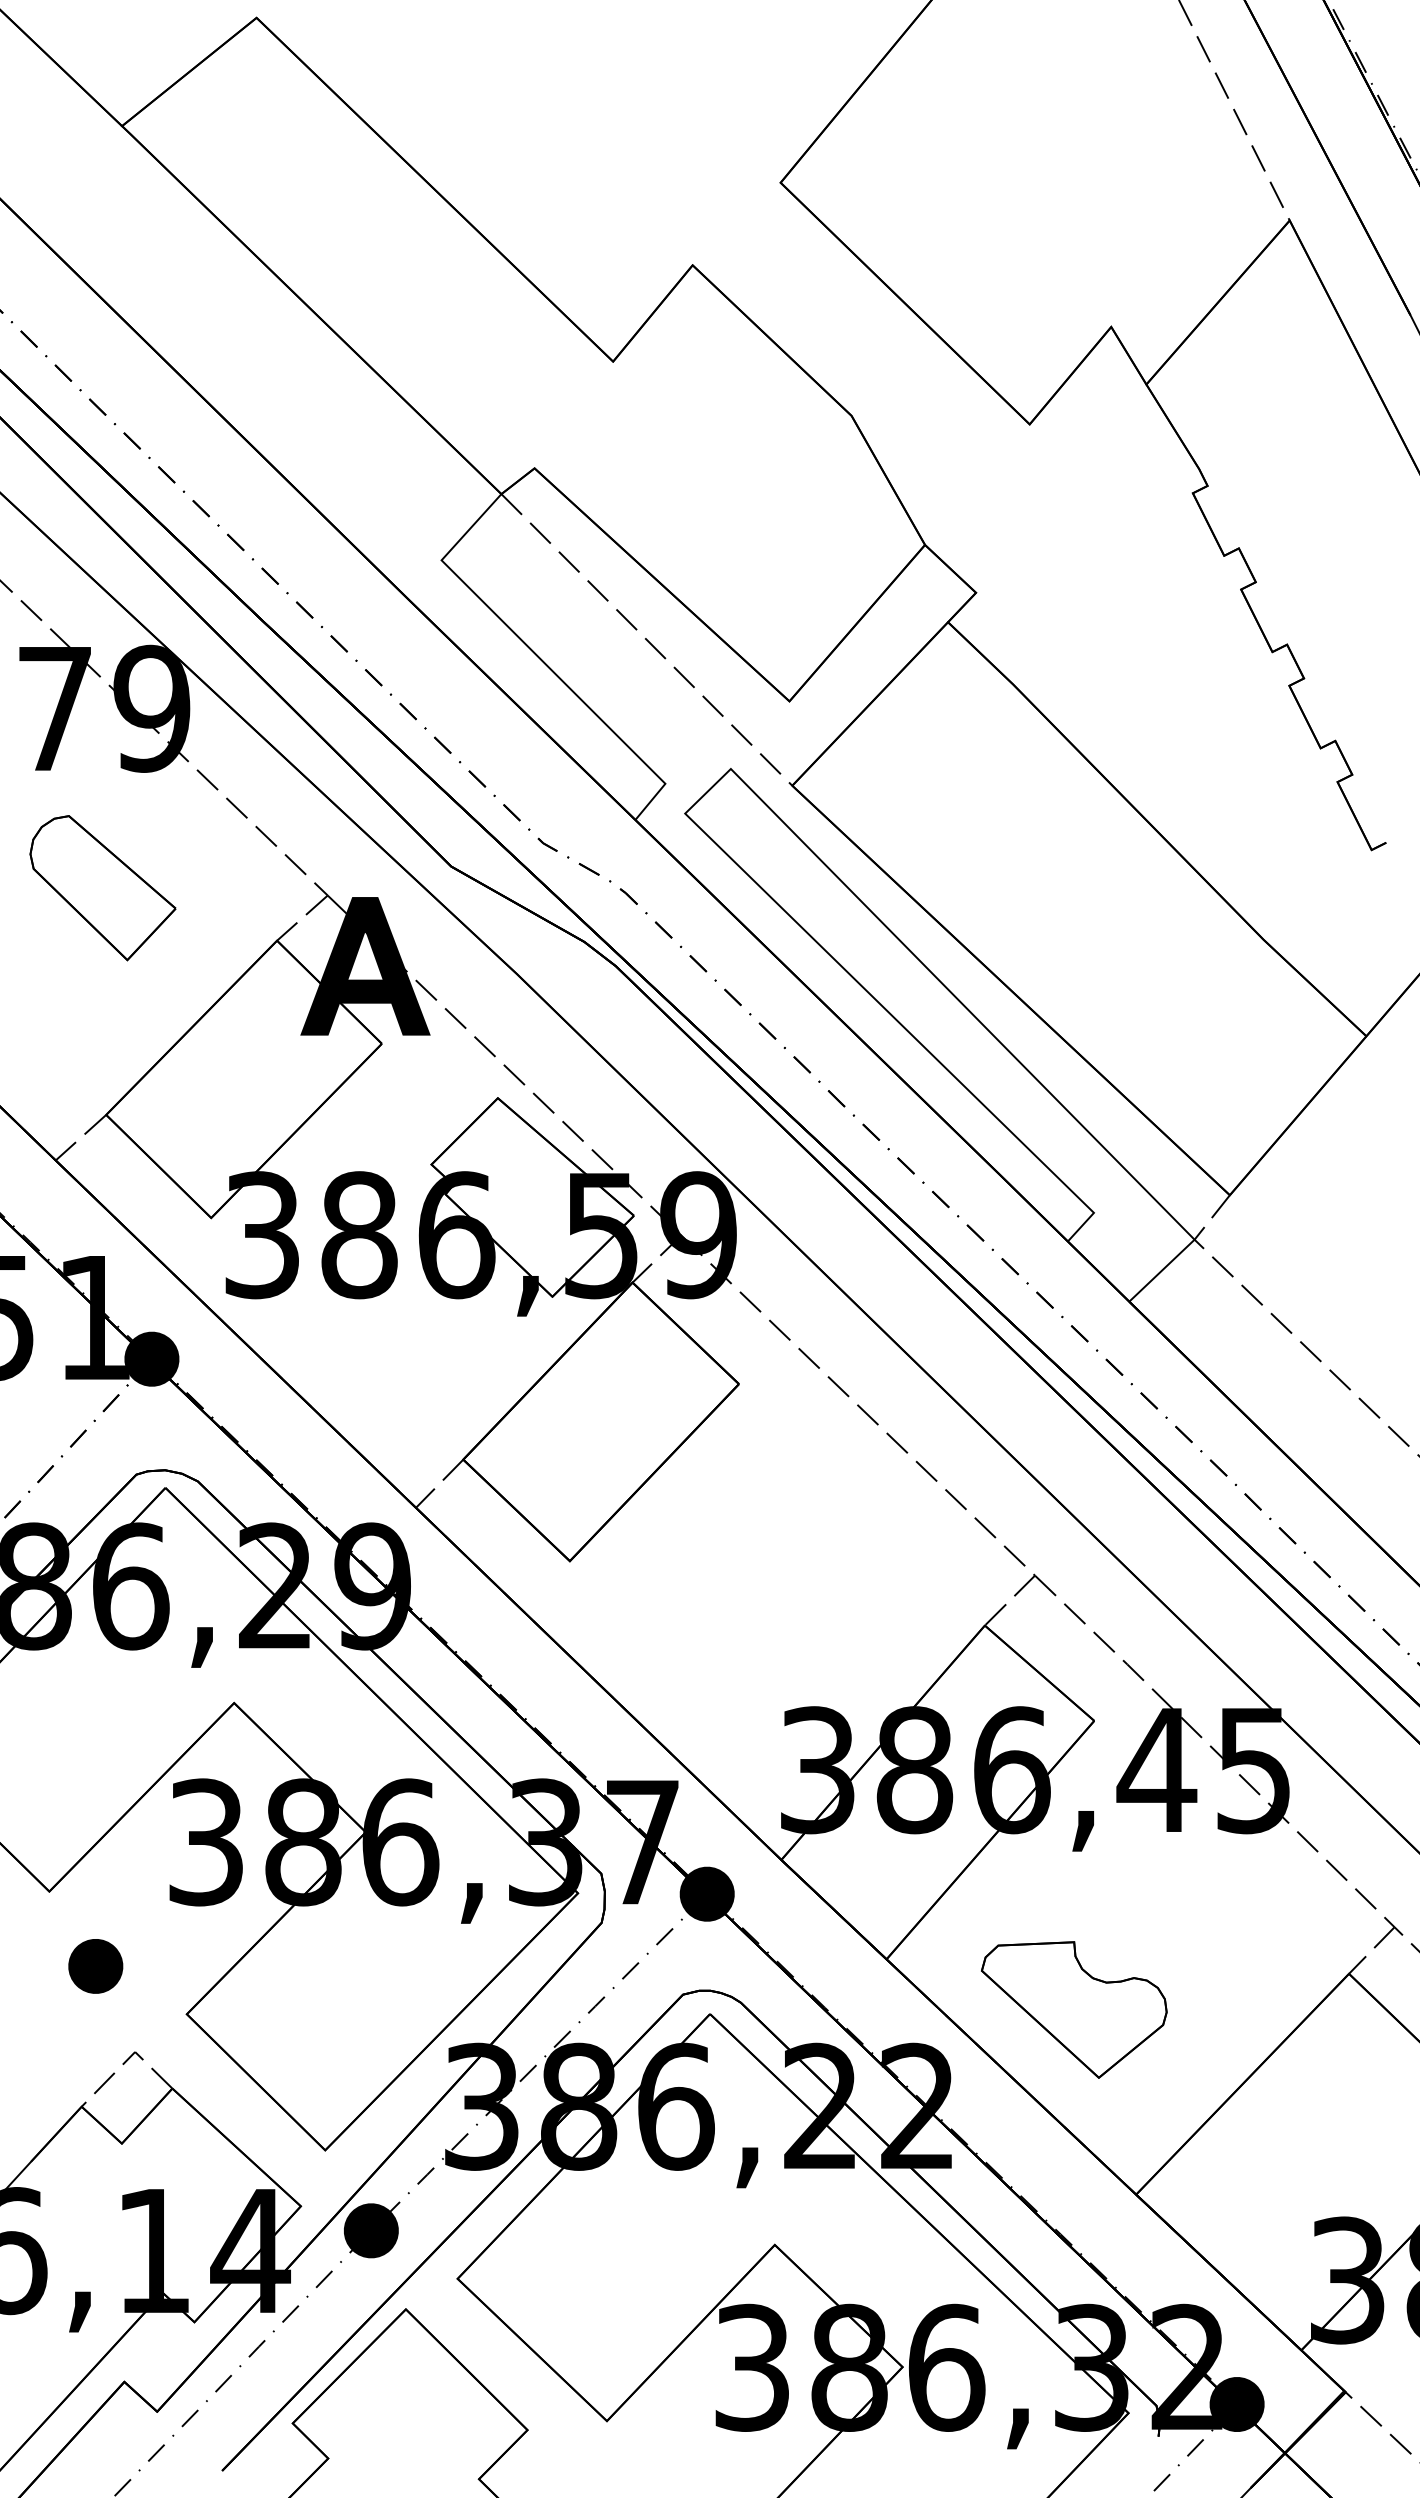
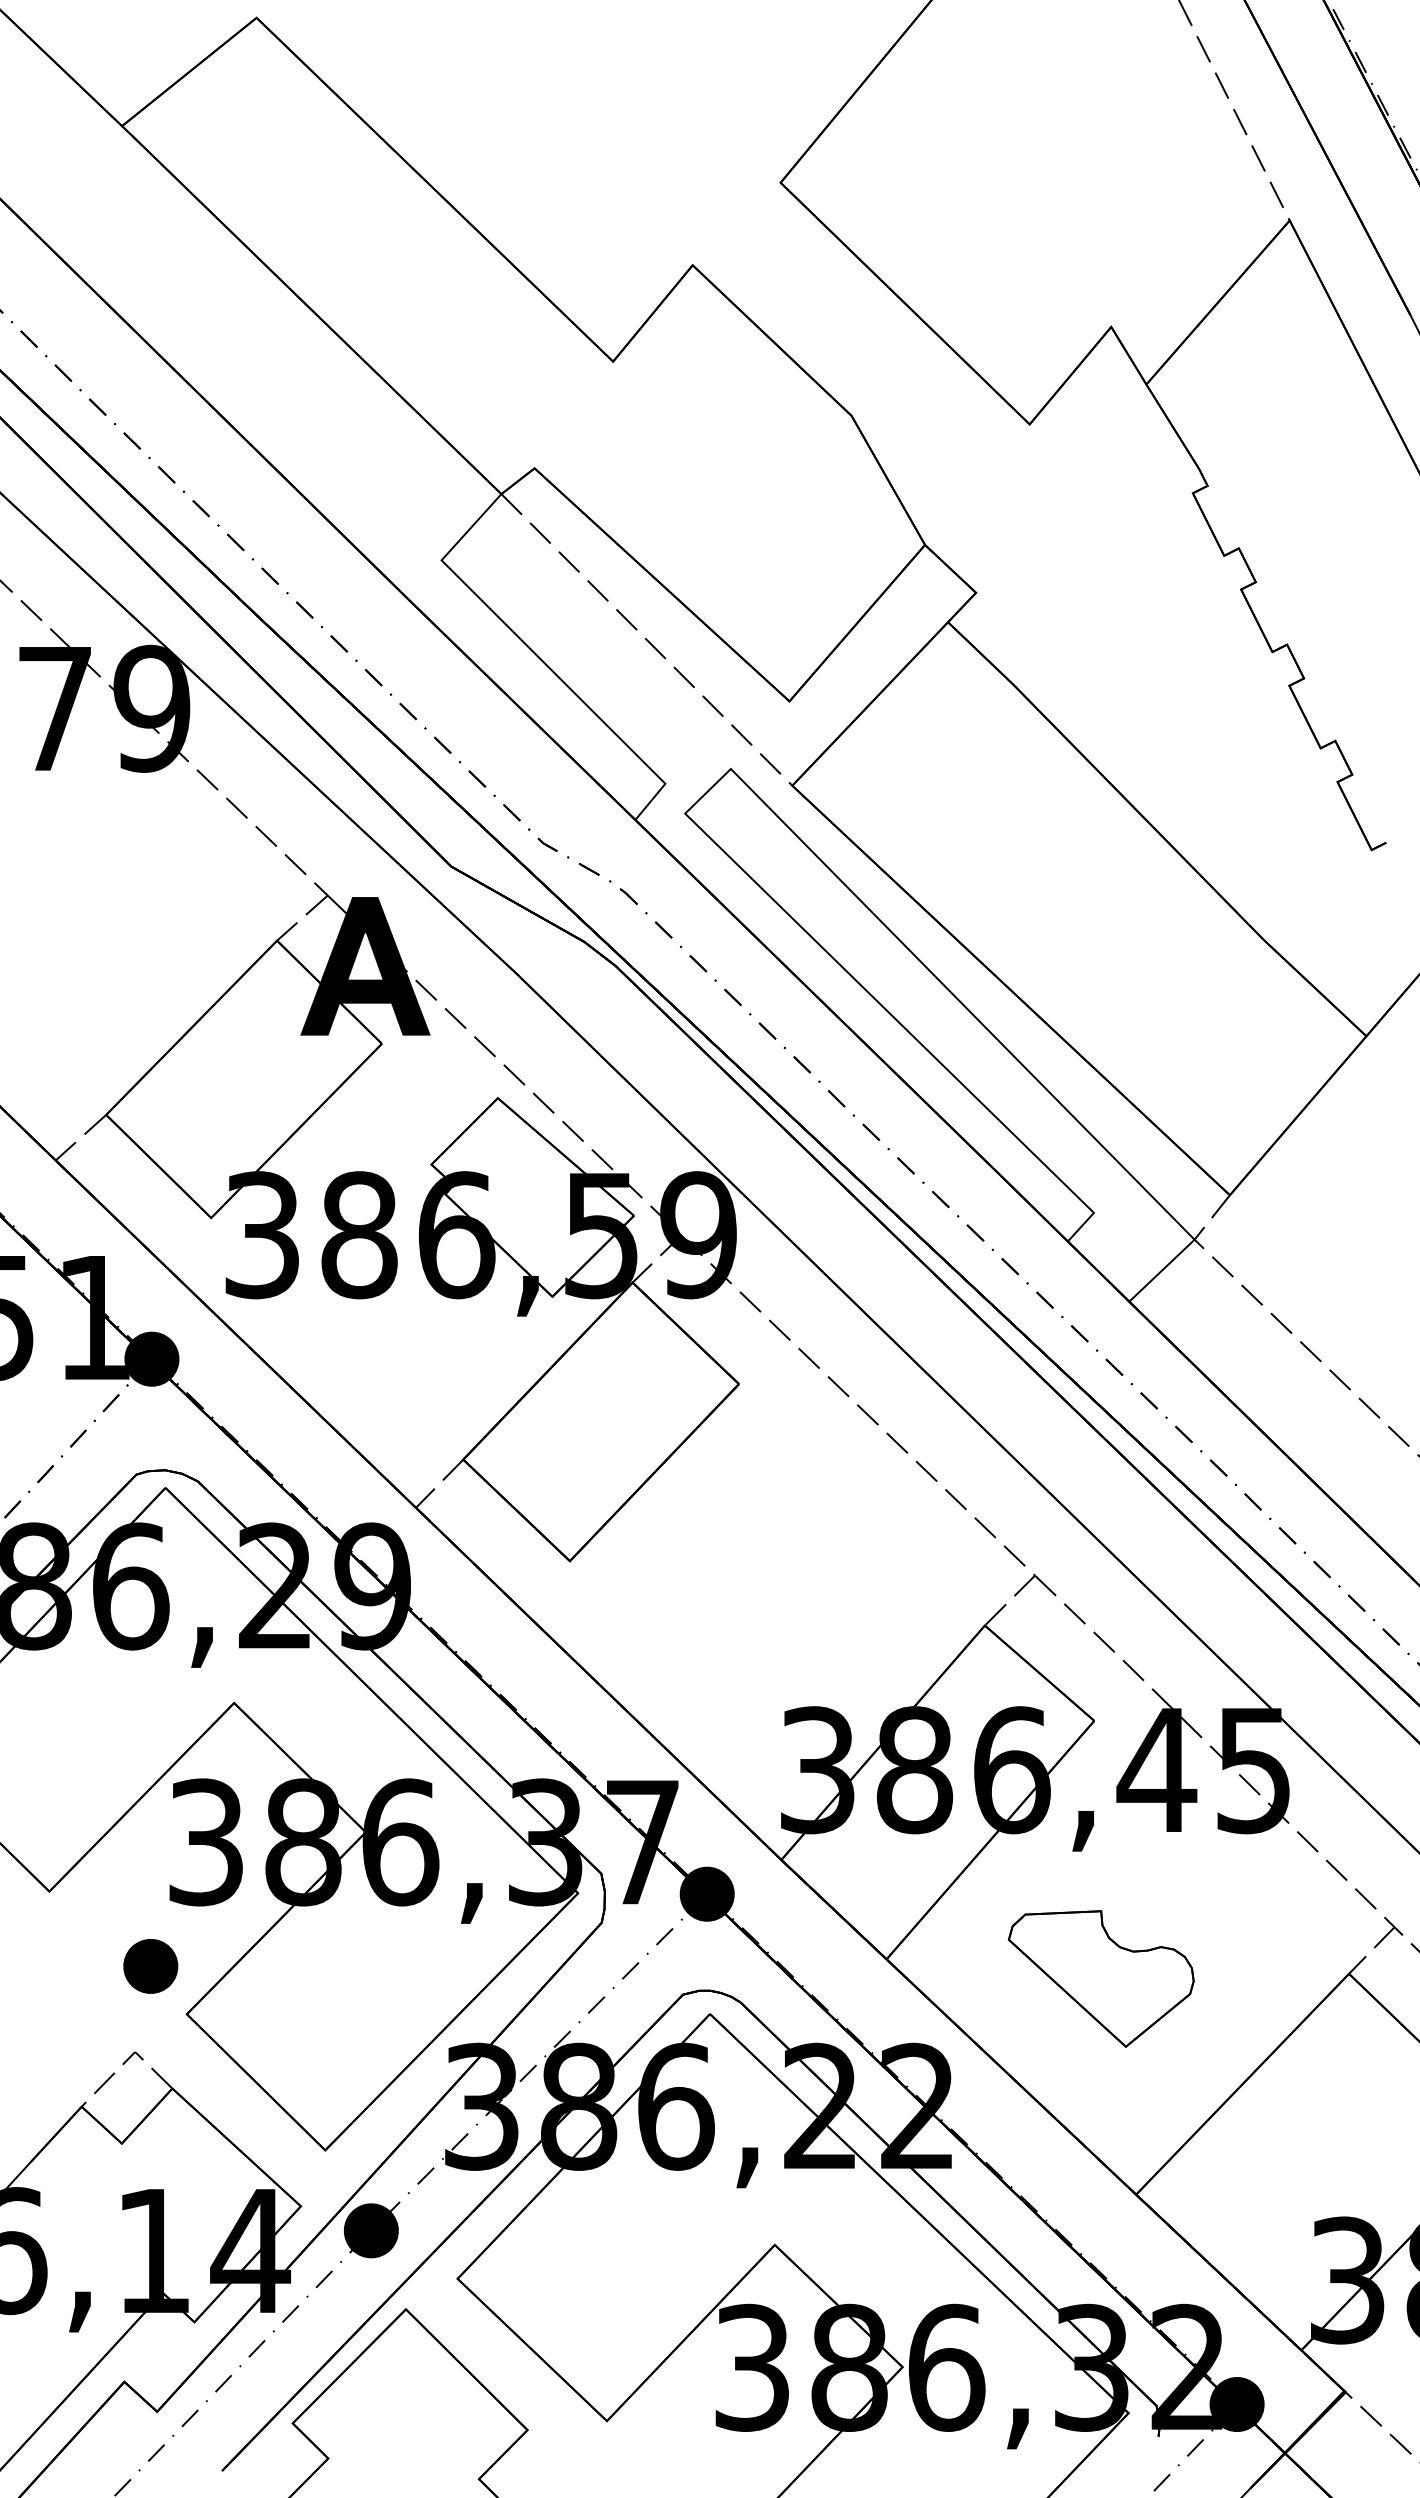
part: present -> none (102, 888)
part position: (95, 1966) -> (150, 1966) (150, 1966)
part position: (1074, 2009) -> (1101, 1978) (1101, 1978)
